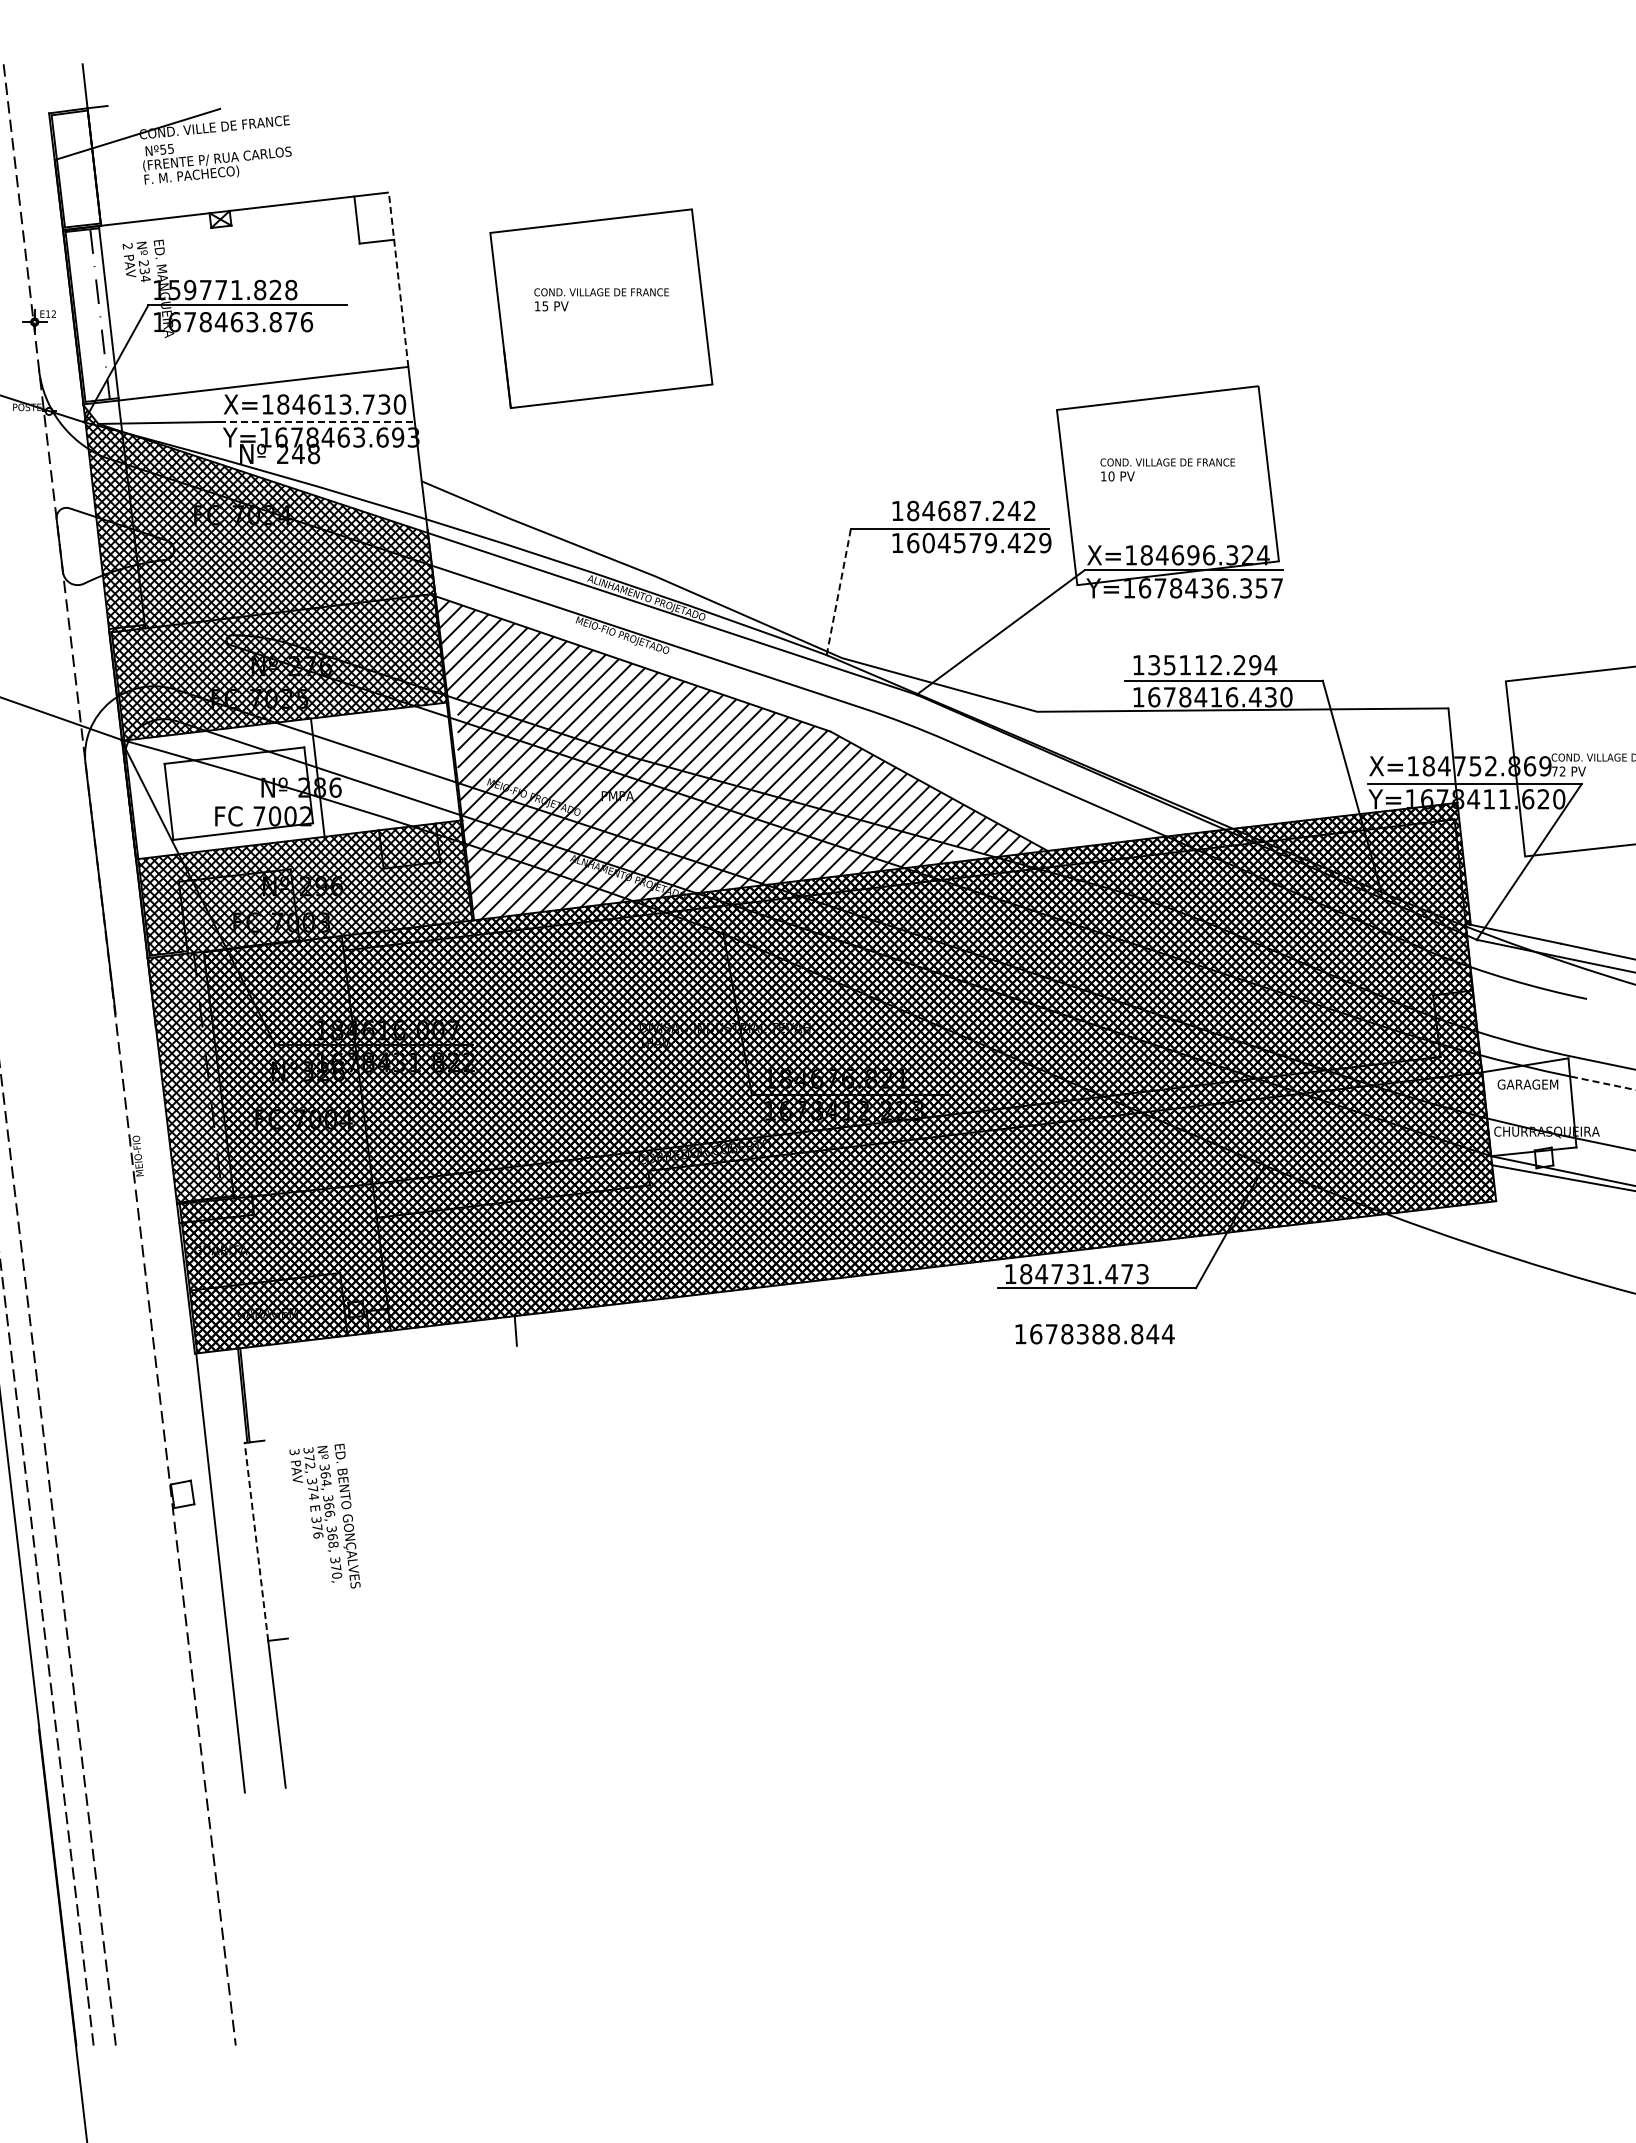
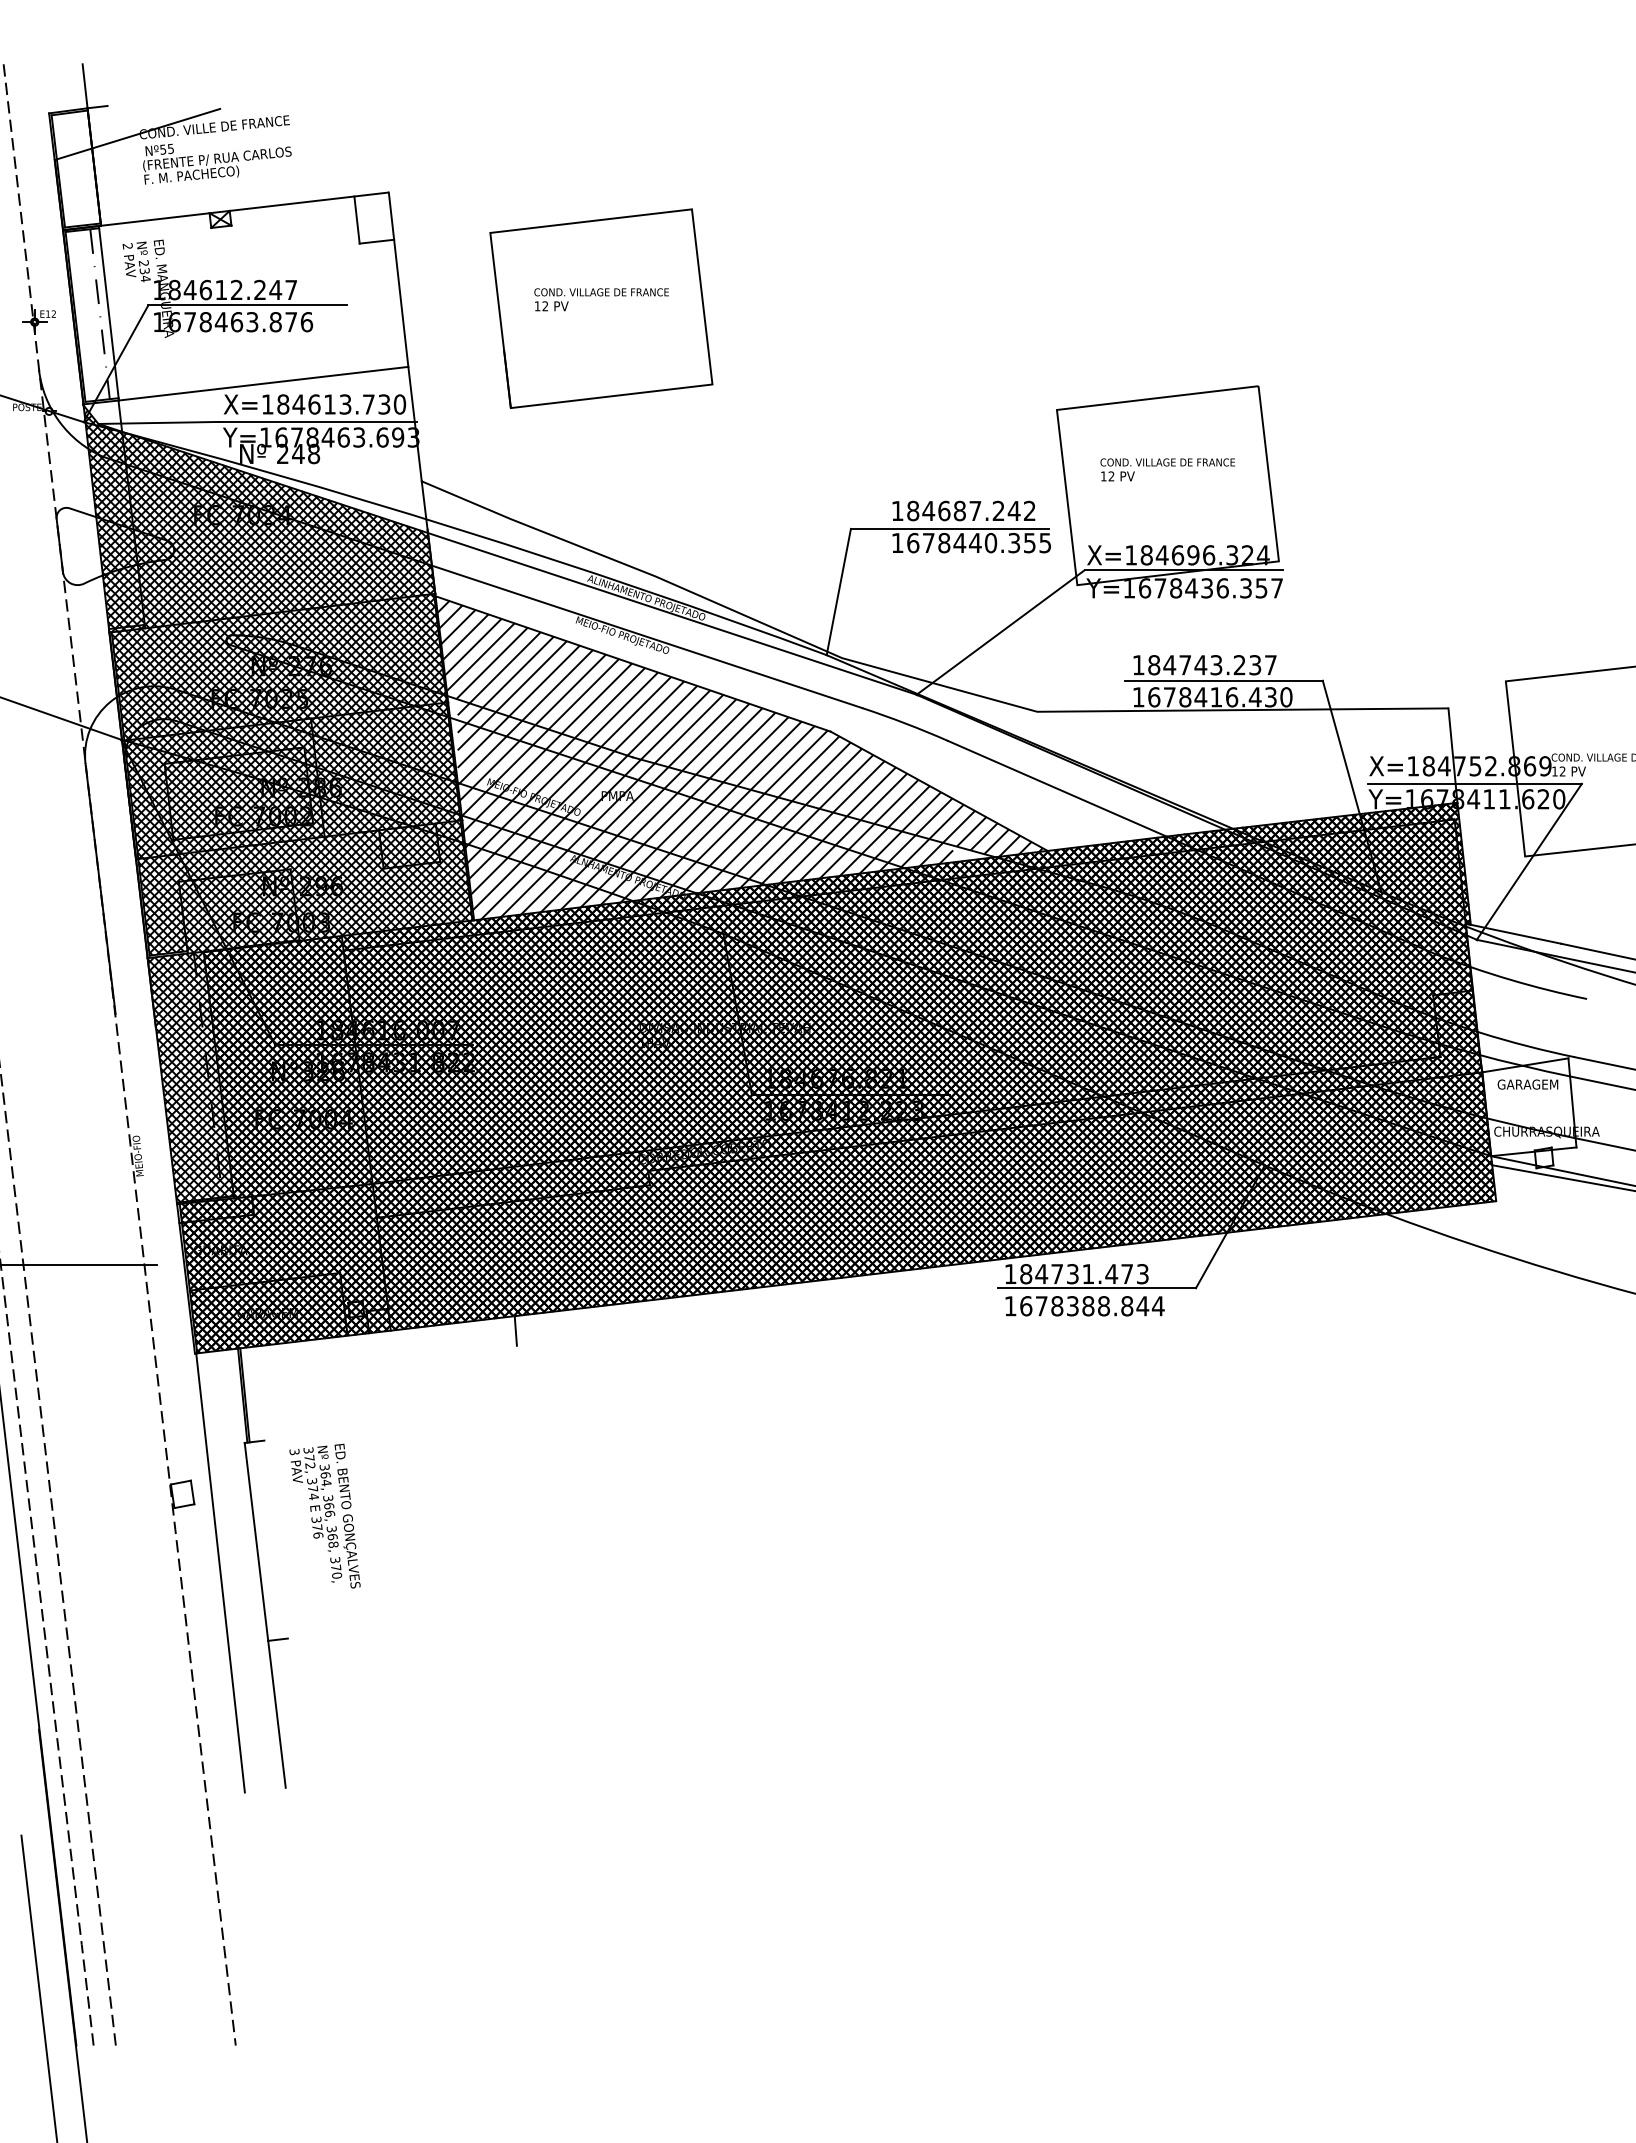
line: dashed -> solid (398, 279)
text: 159771.828 -> 184612.247 (232, 289)
text: 15 -> 12 (545, 306)
line: dashed -> solid (318, 421)
text: 10 -> 12 (1111, 476)
text: 1604579.429 -> 1678440.355 (986, 542)
line: dashed -> solid (838, 591)
text: 135112.294 -> 184743.237 (1212, 665)
text: 72 -> 12 (1554, 771)
hatch: none -> present (293, 780)
line: dashed -> solid (1603, 1083)
line: none -> present (79, 1264)
text position: (1094, 1334) -> (1084, 1306) (1084, 1306)
line: dashed -> solid (256, 1541)
line: none -> present (38, 1987)
